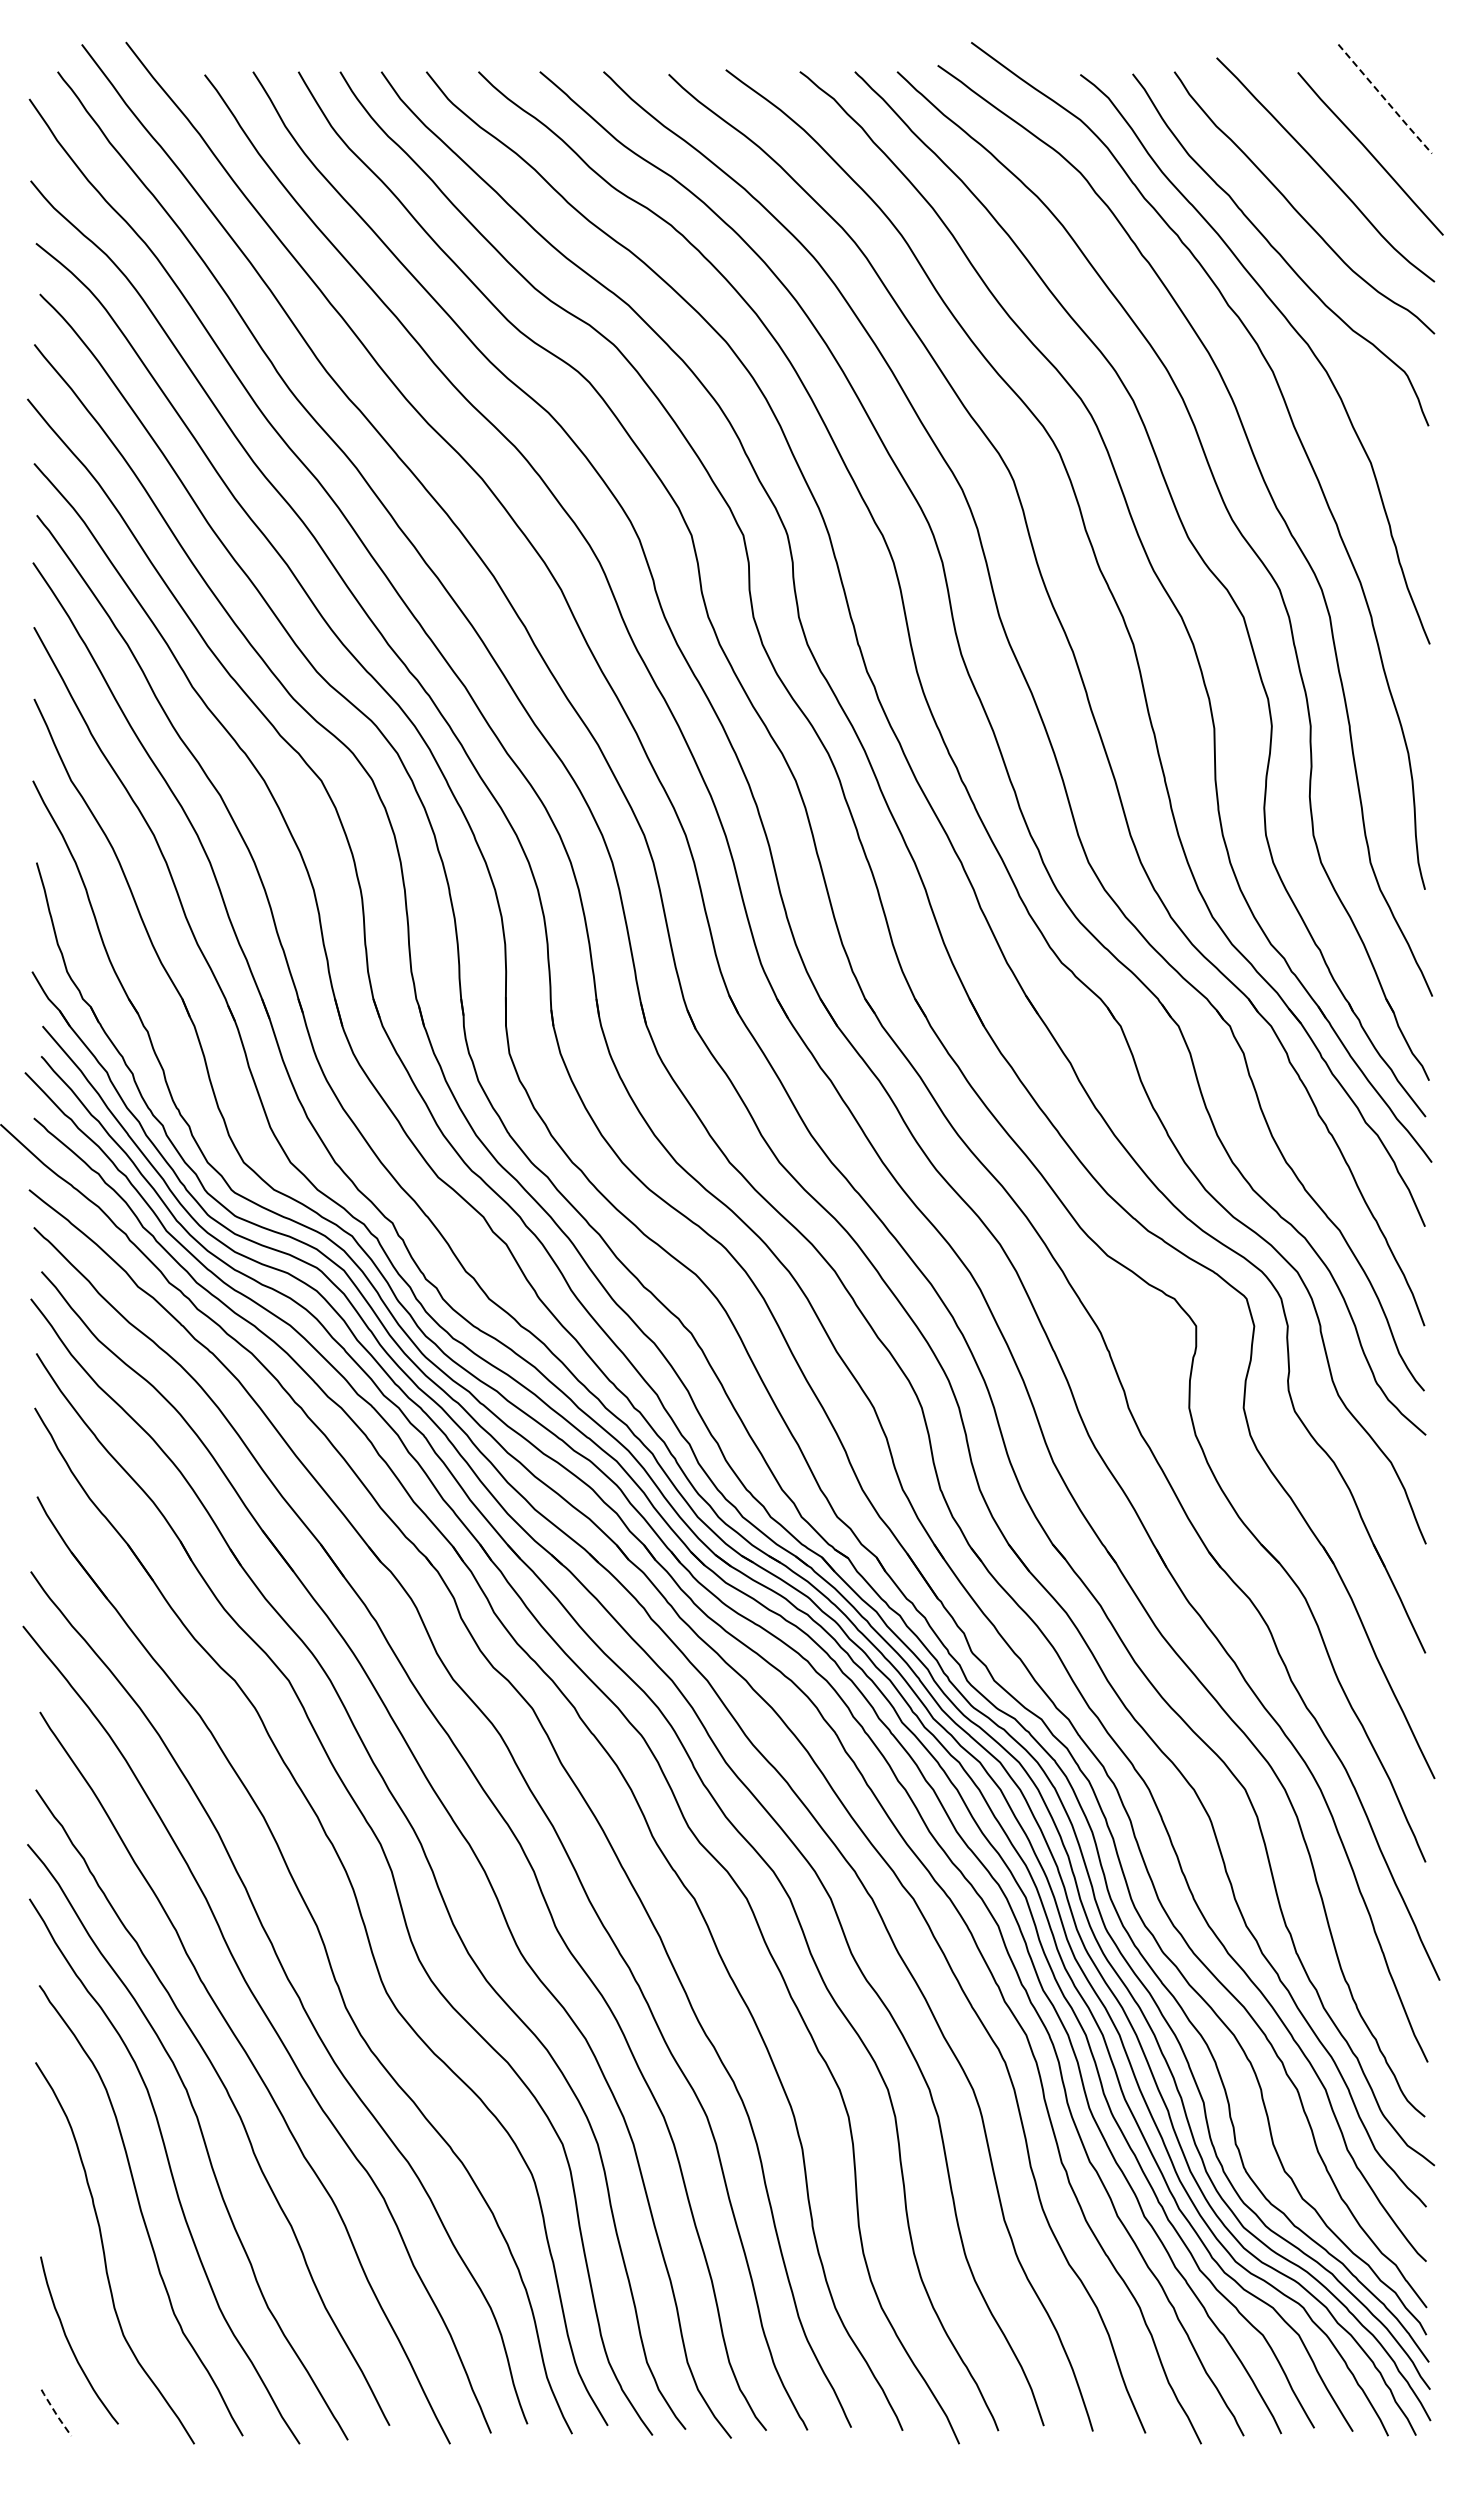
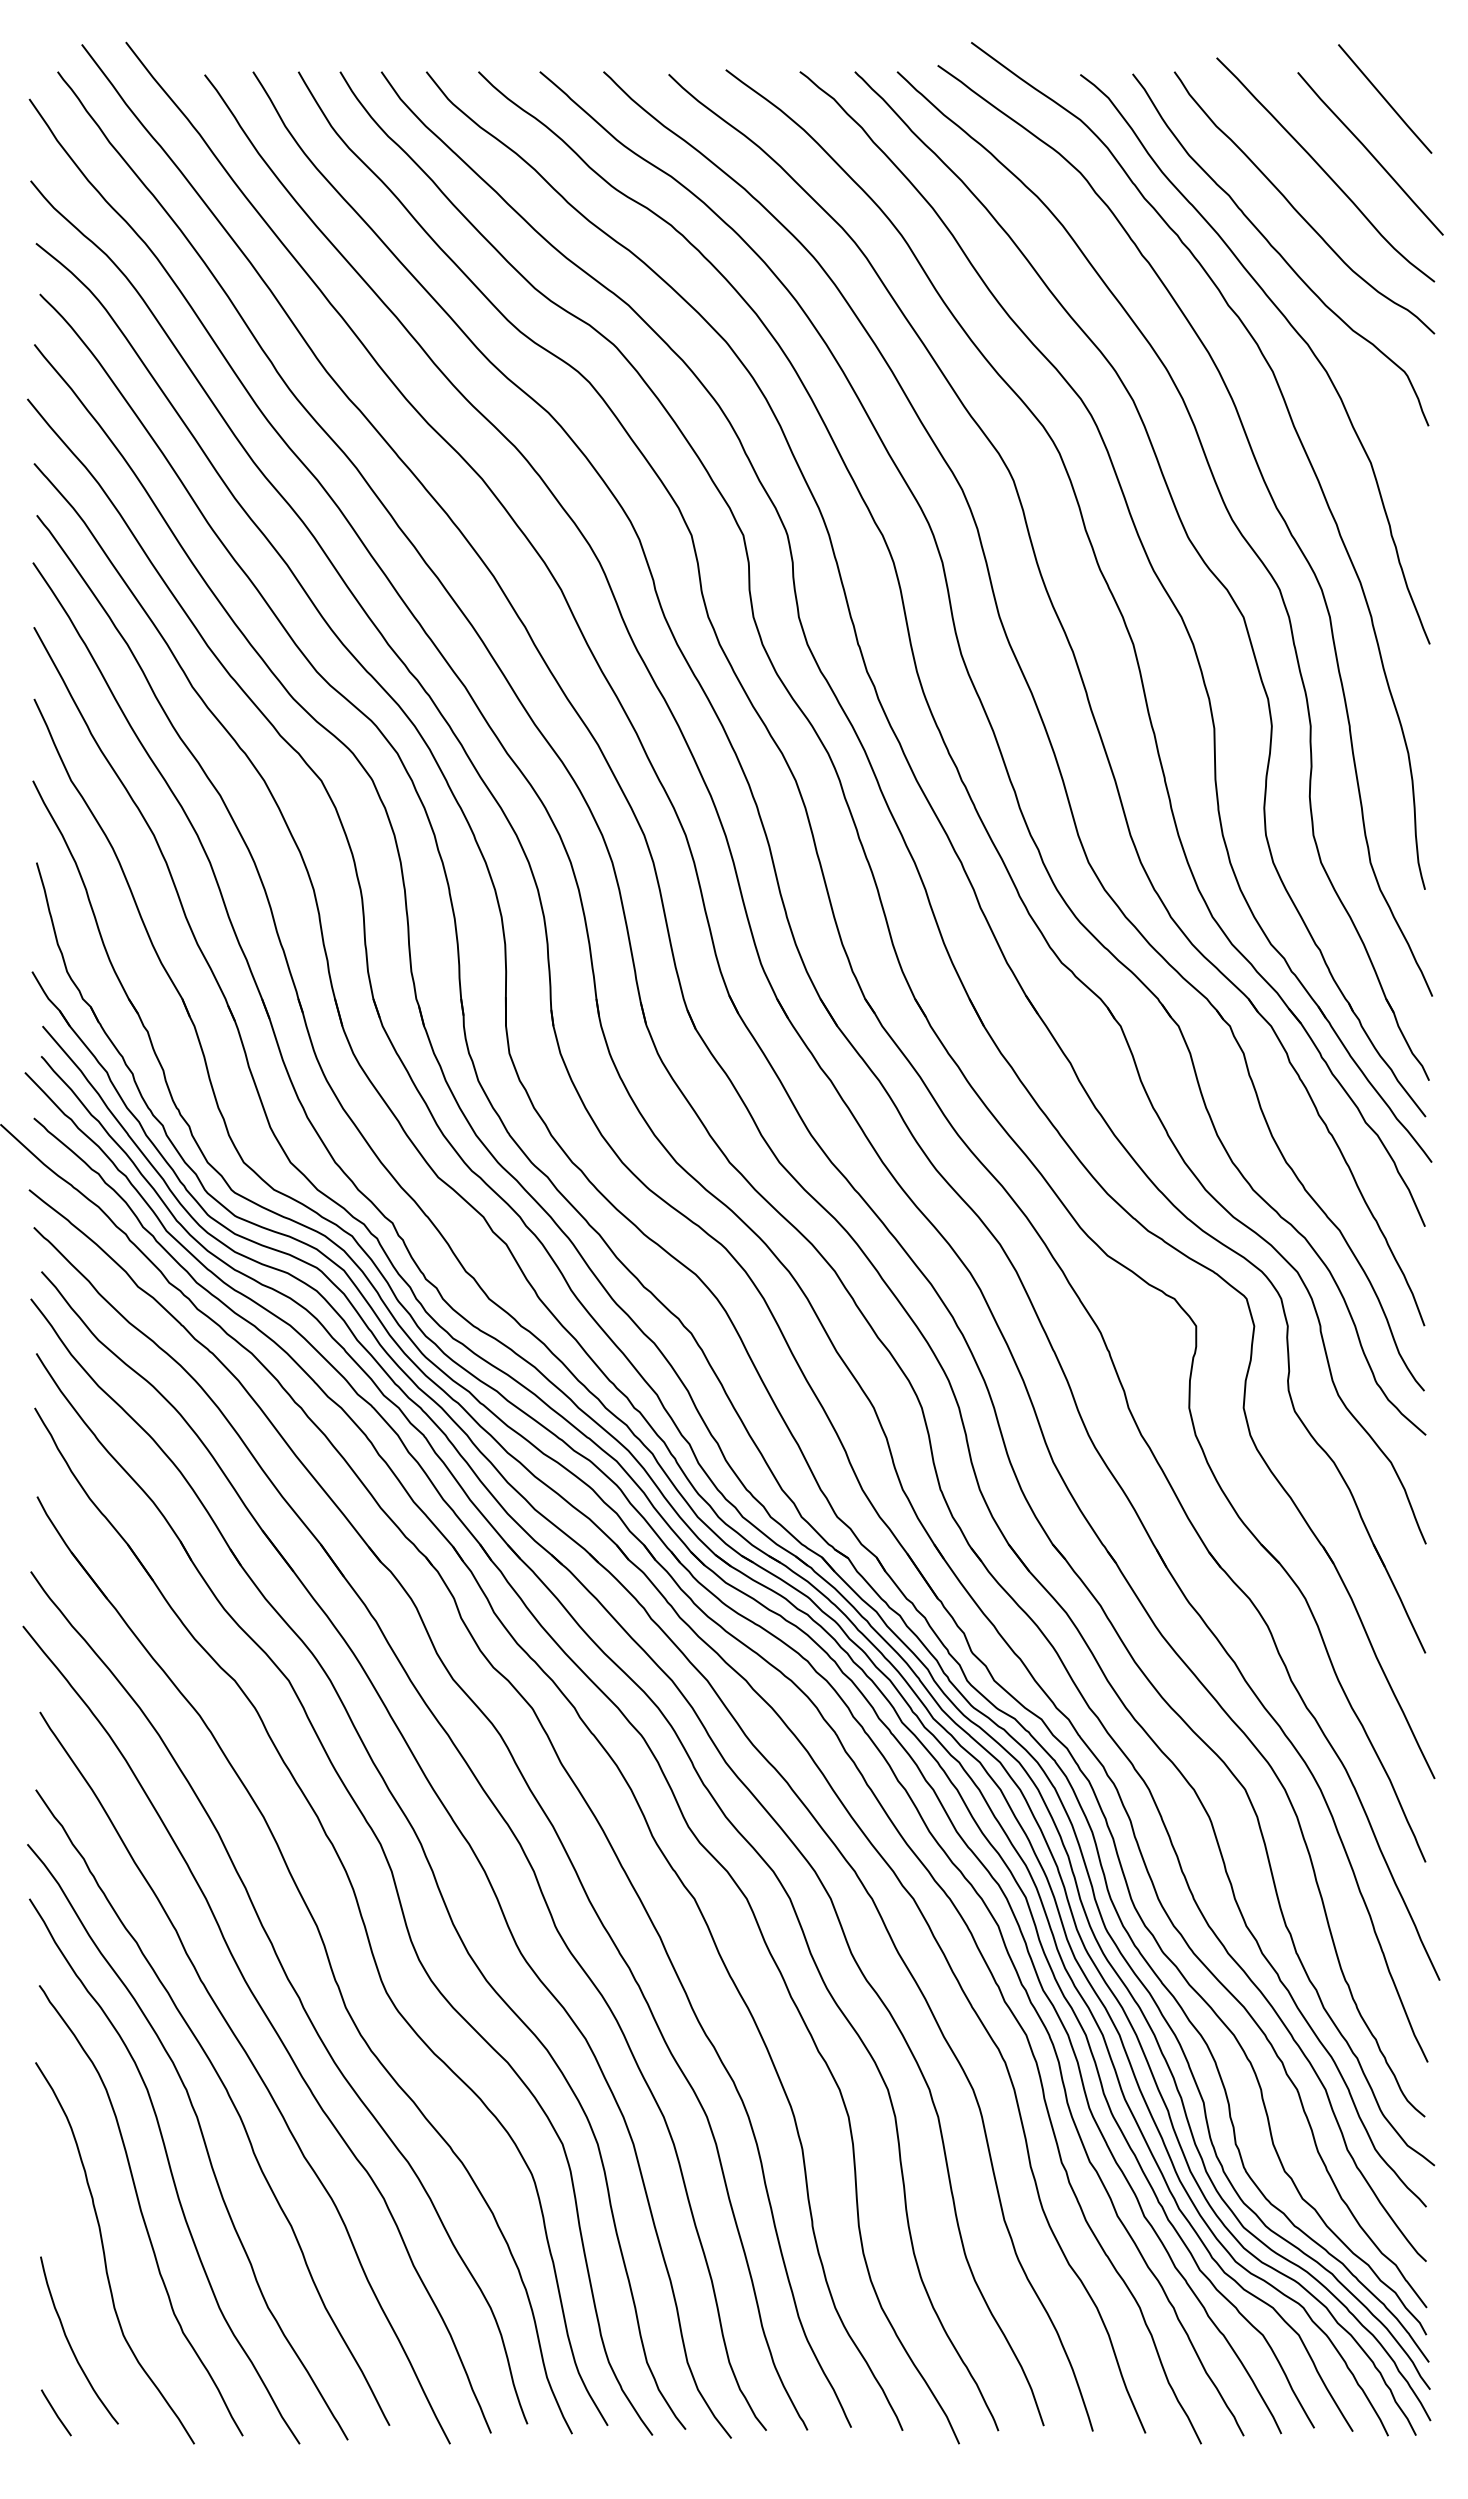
line: dashed -> solid (1385, 99)
line: dashed -> solid (55, 2413)
